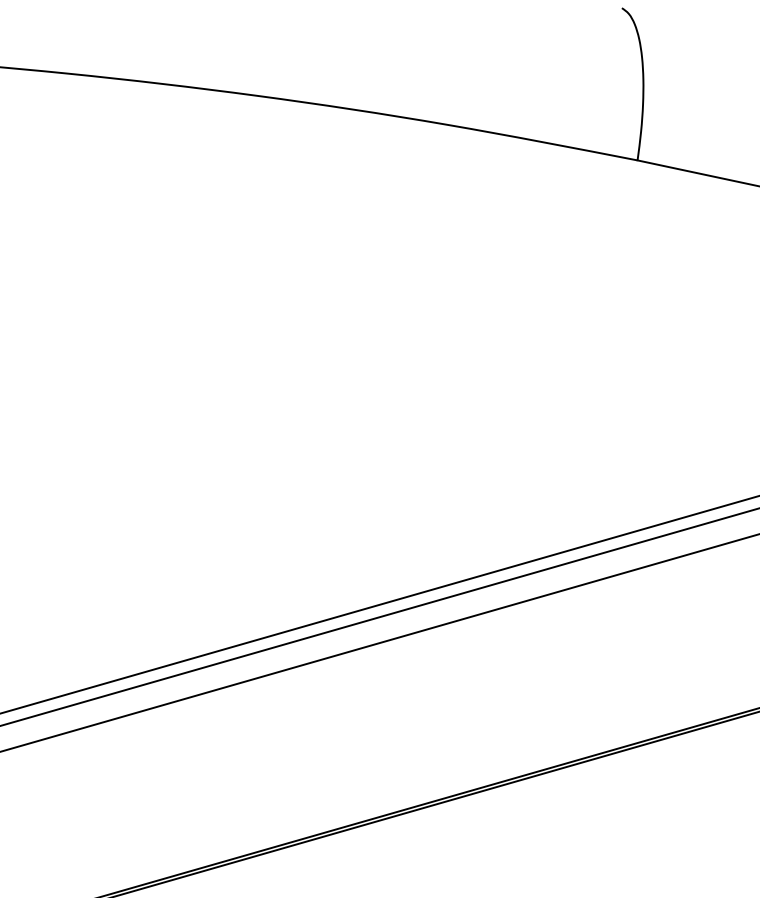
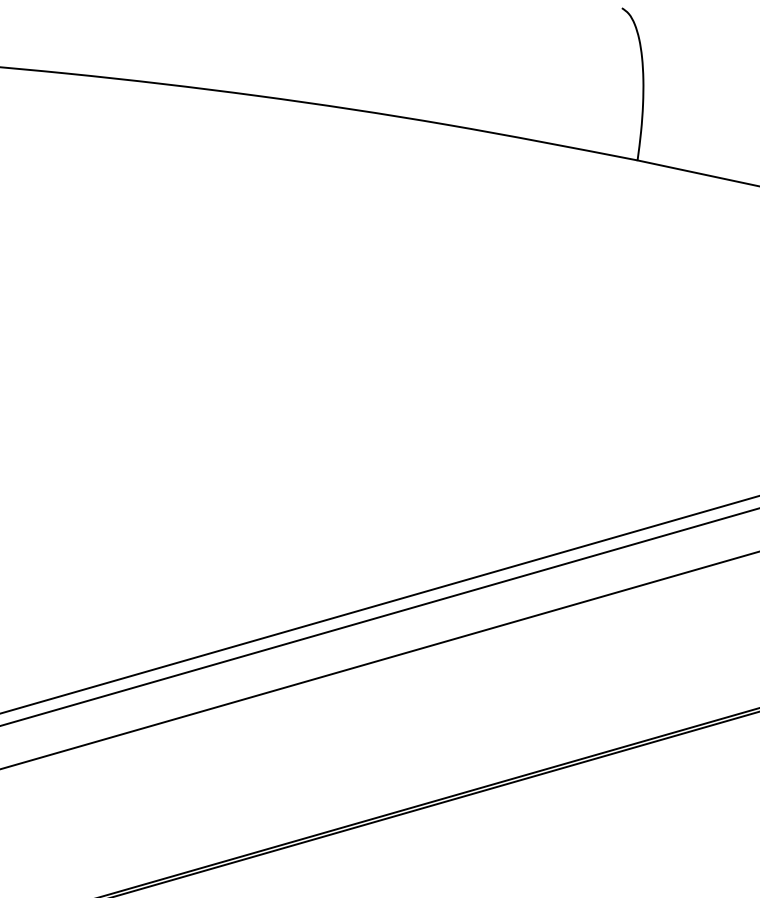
line position: (379, 643) -> (379, 660) (379, 660)
